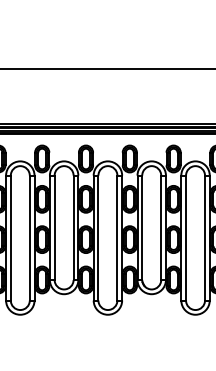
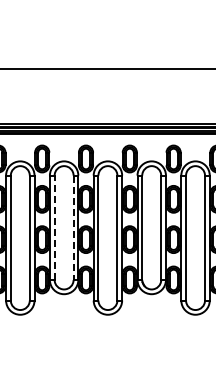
line: solid -> dashed (54, 227)
line: solid -> dashed (73, 228)
